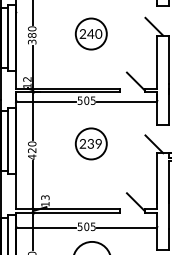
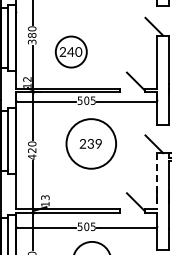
part position: (90, 33) -> (70, 51) (70, 51)
circle diameter: 31 px -> 50 px (91, 143)
line: solid -> dashed (157, 181)
